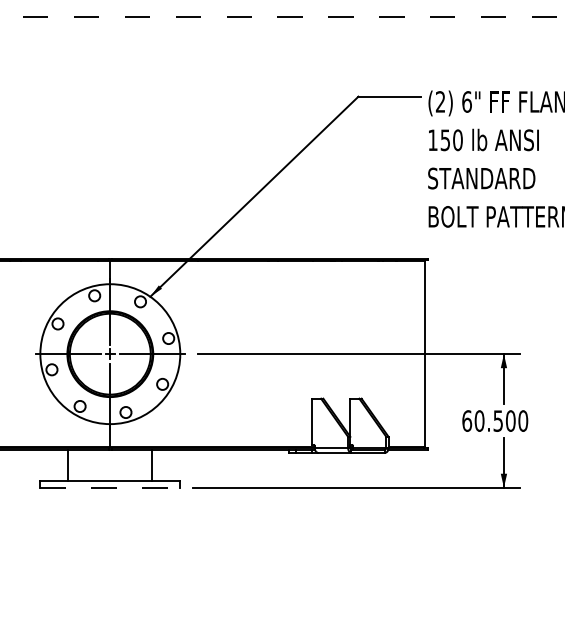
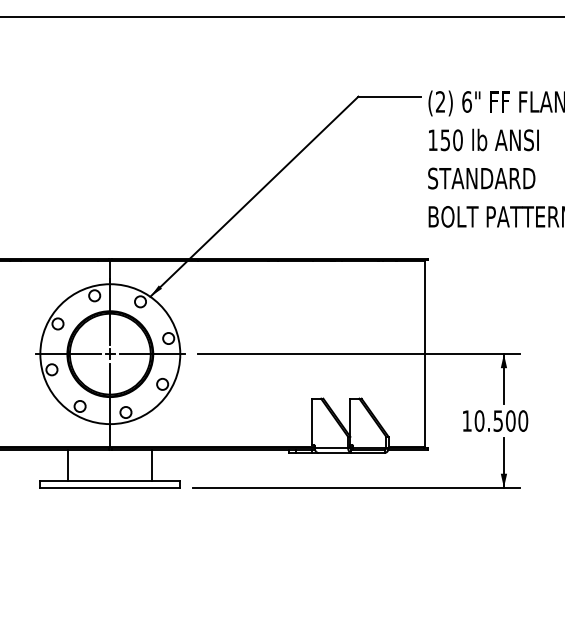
line: dashed -> solid (282, 17)
text: 60.500 -> 10.500 (467, 420)
line: dashed -> solid (110, 487)
